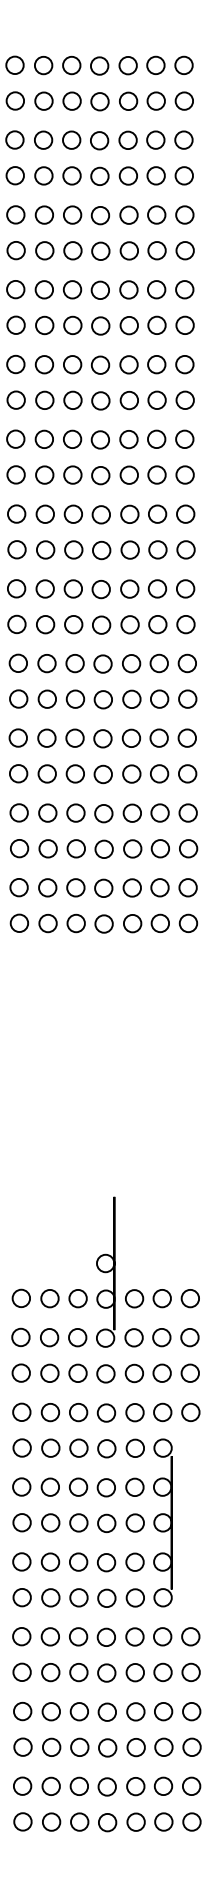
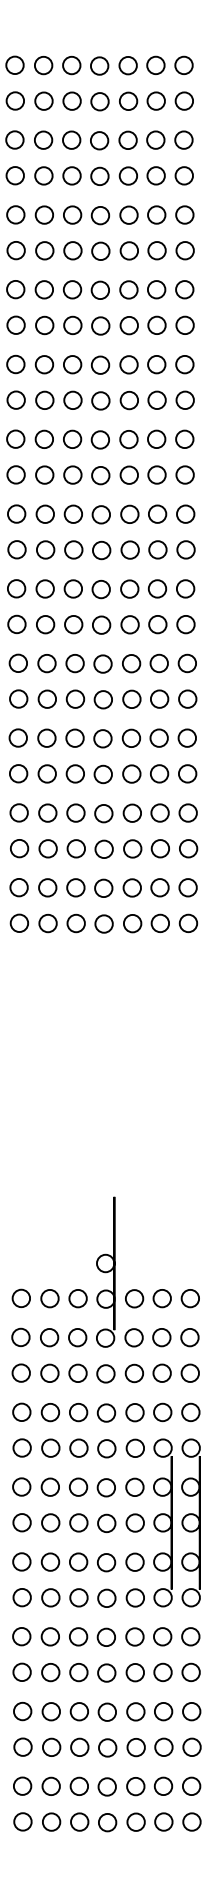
part: none -> present (190, 1522)
